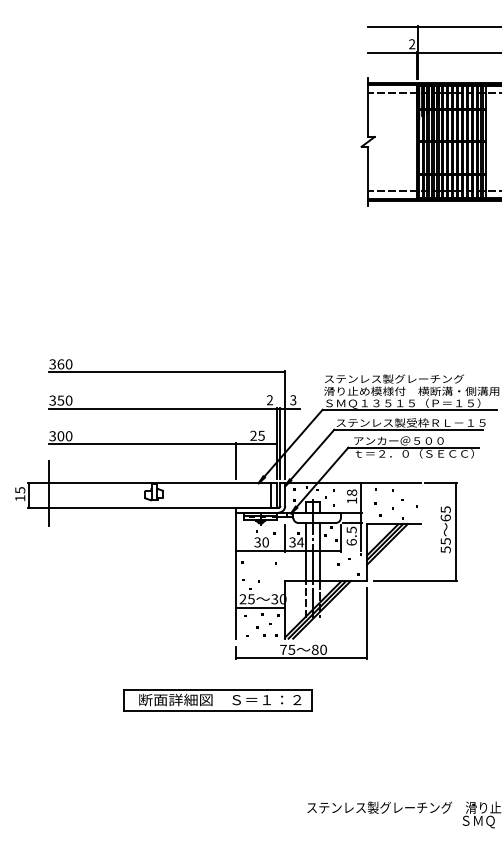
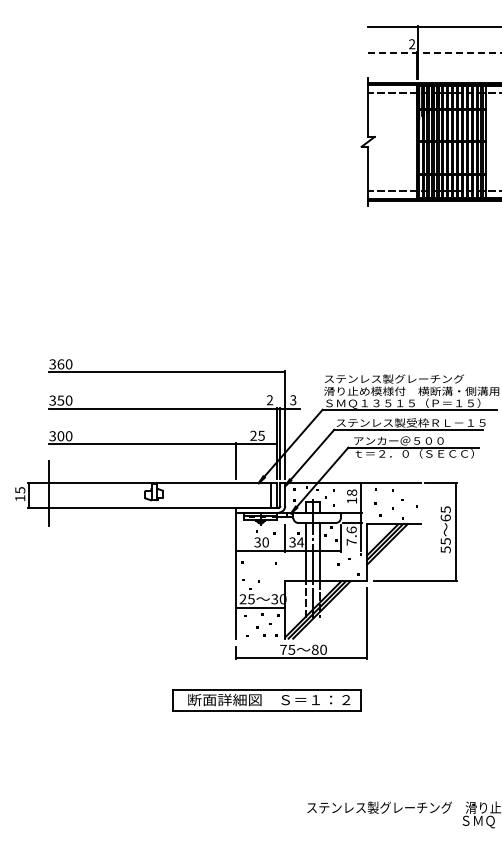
line: solid -> dashed (435, 52)
text: 6.5 -> 7.6 (351, 535)
part position: (217, 700) -> (266, 700) (266, 700)
